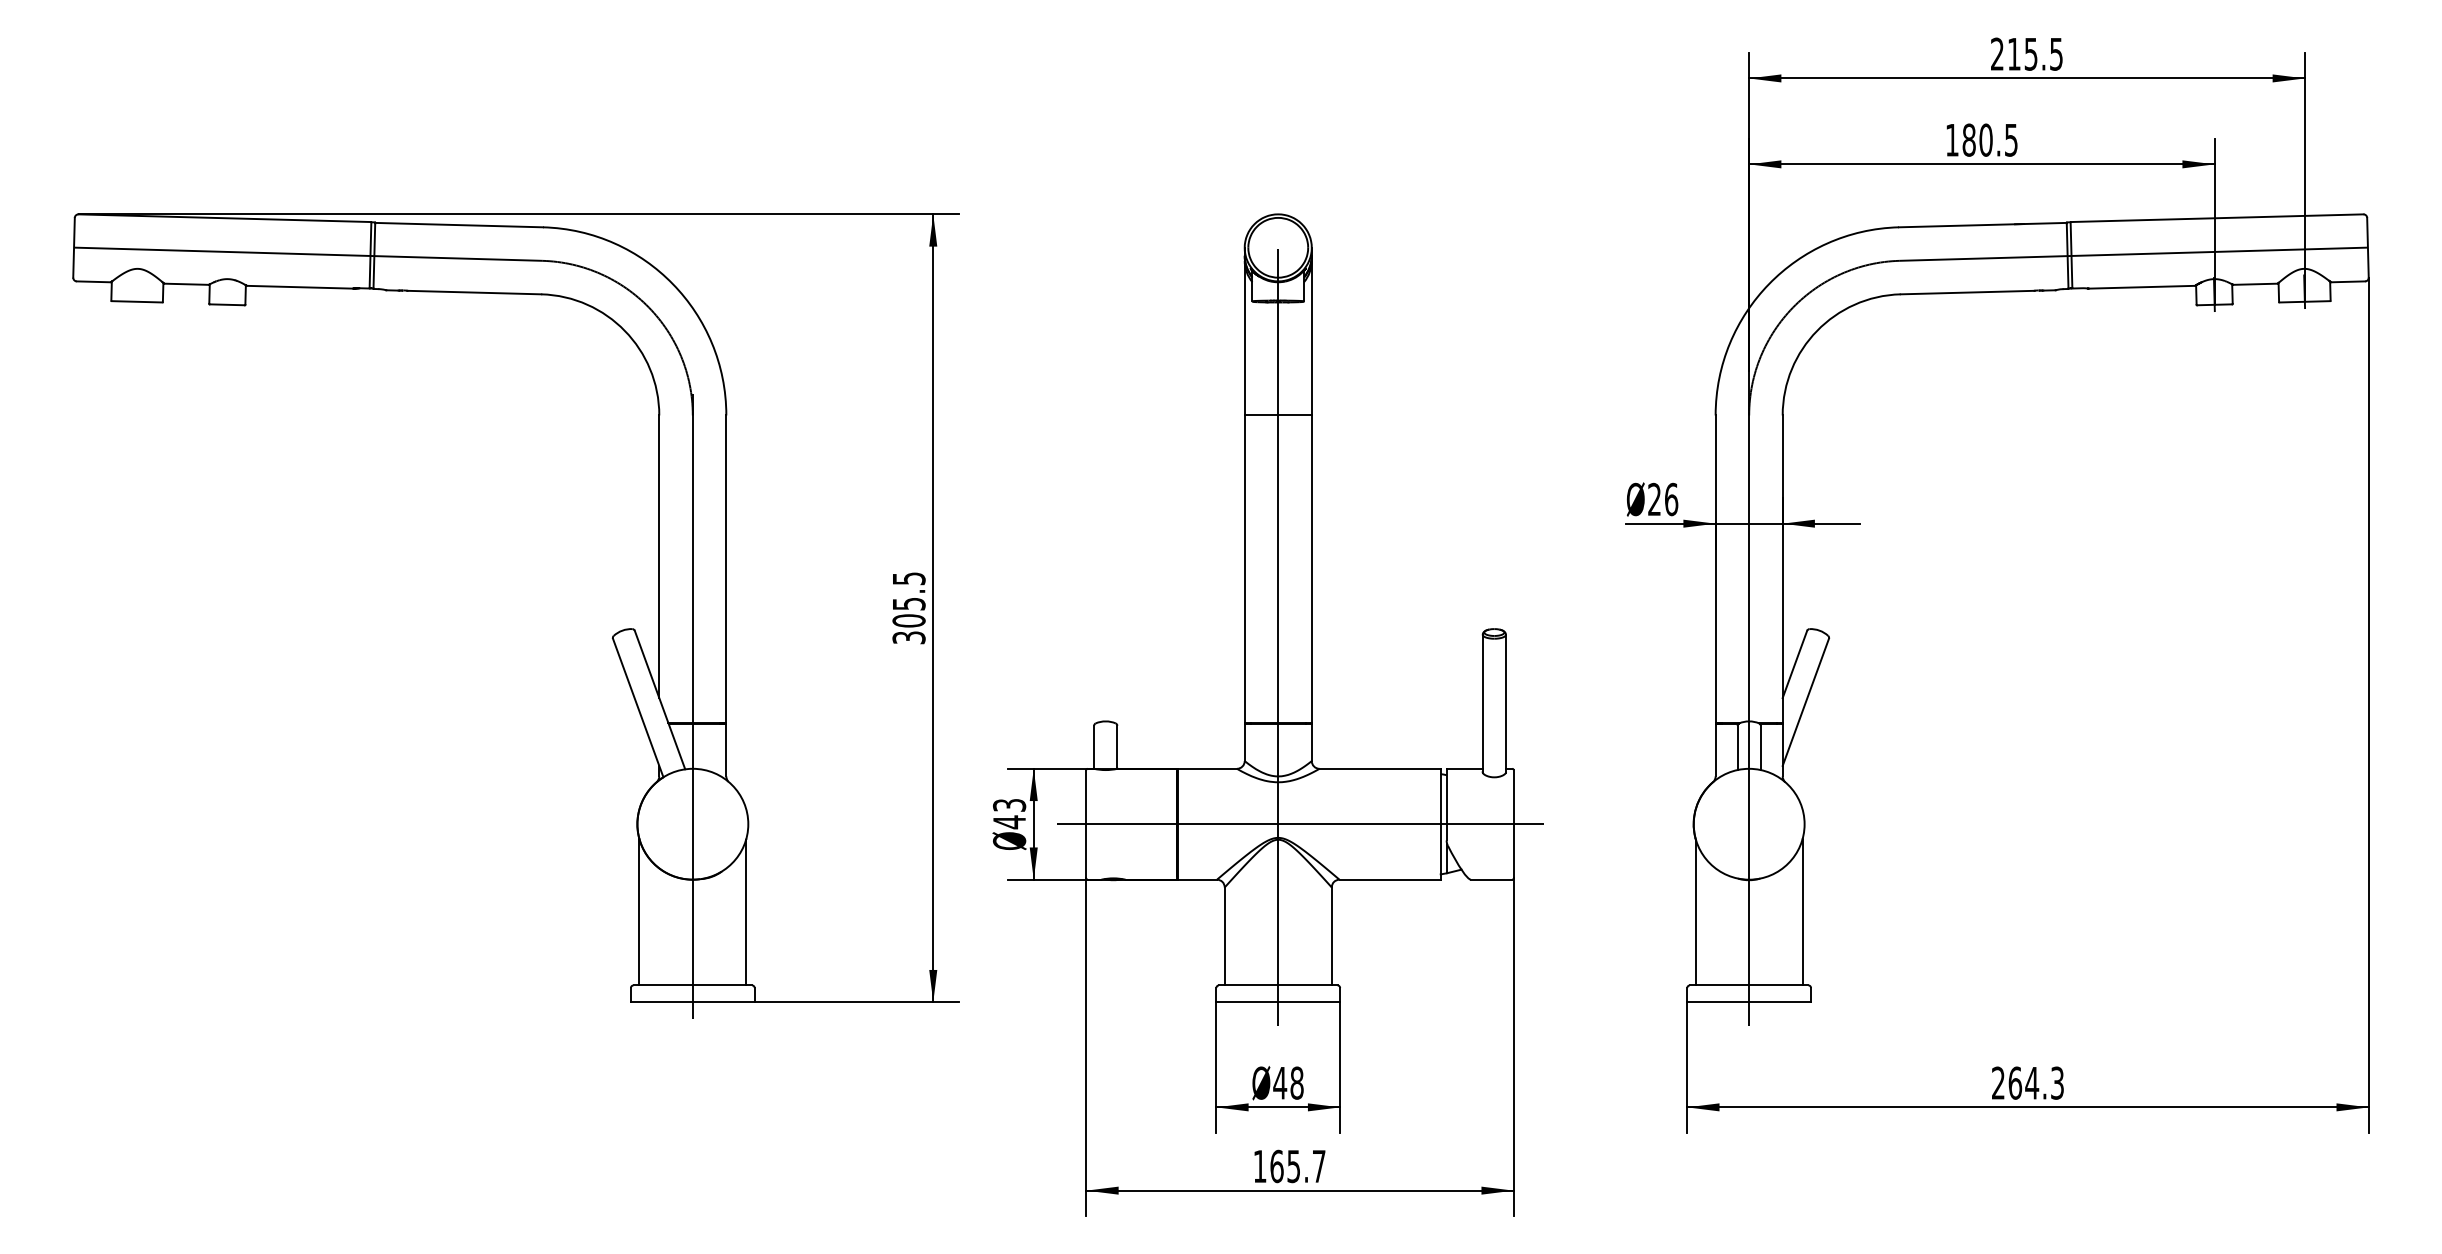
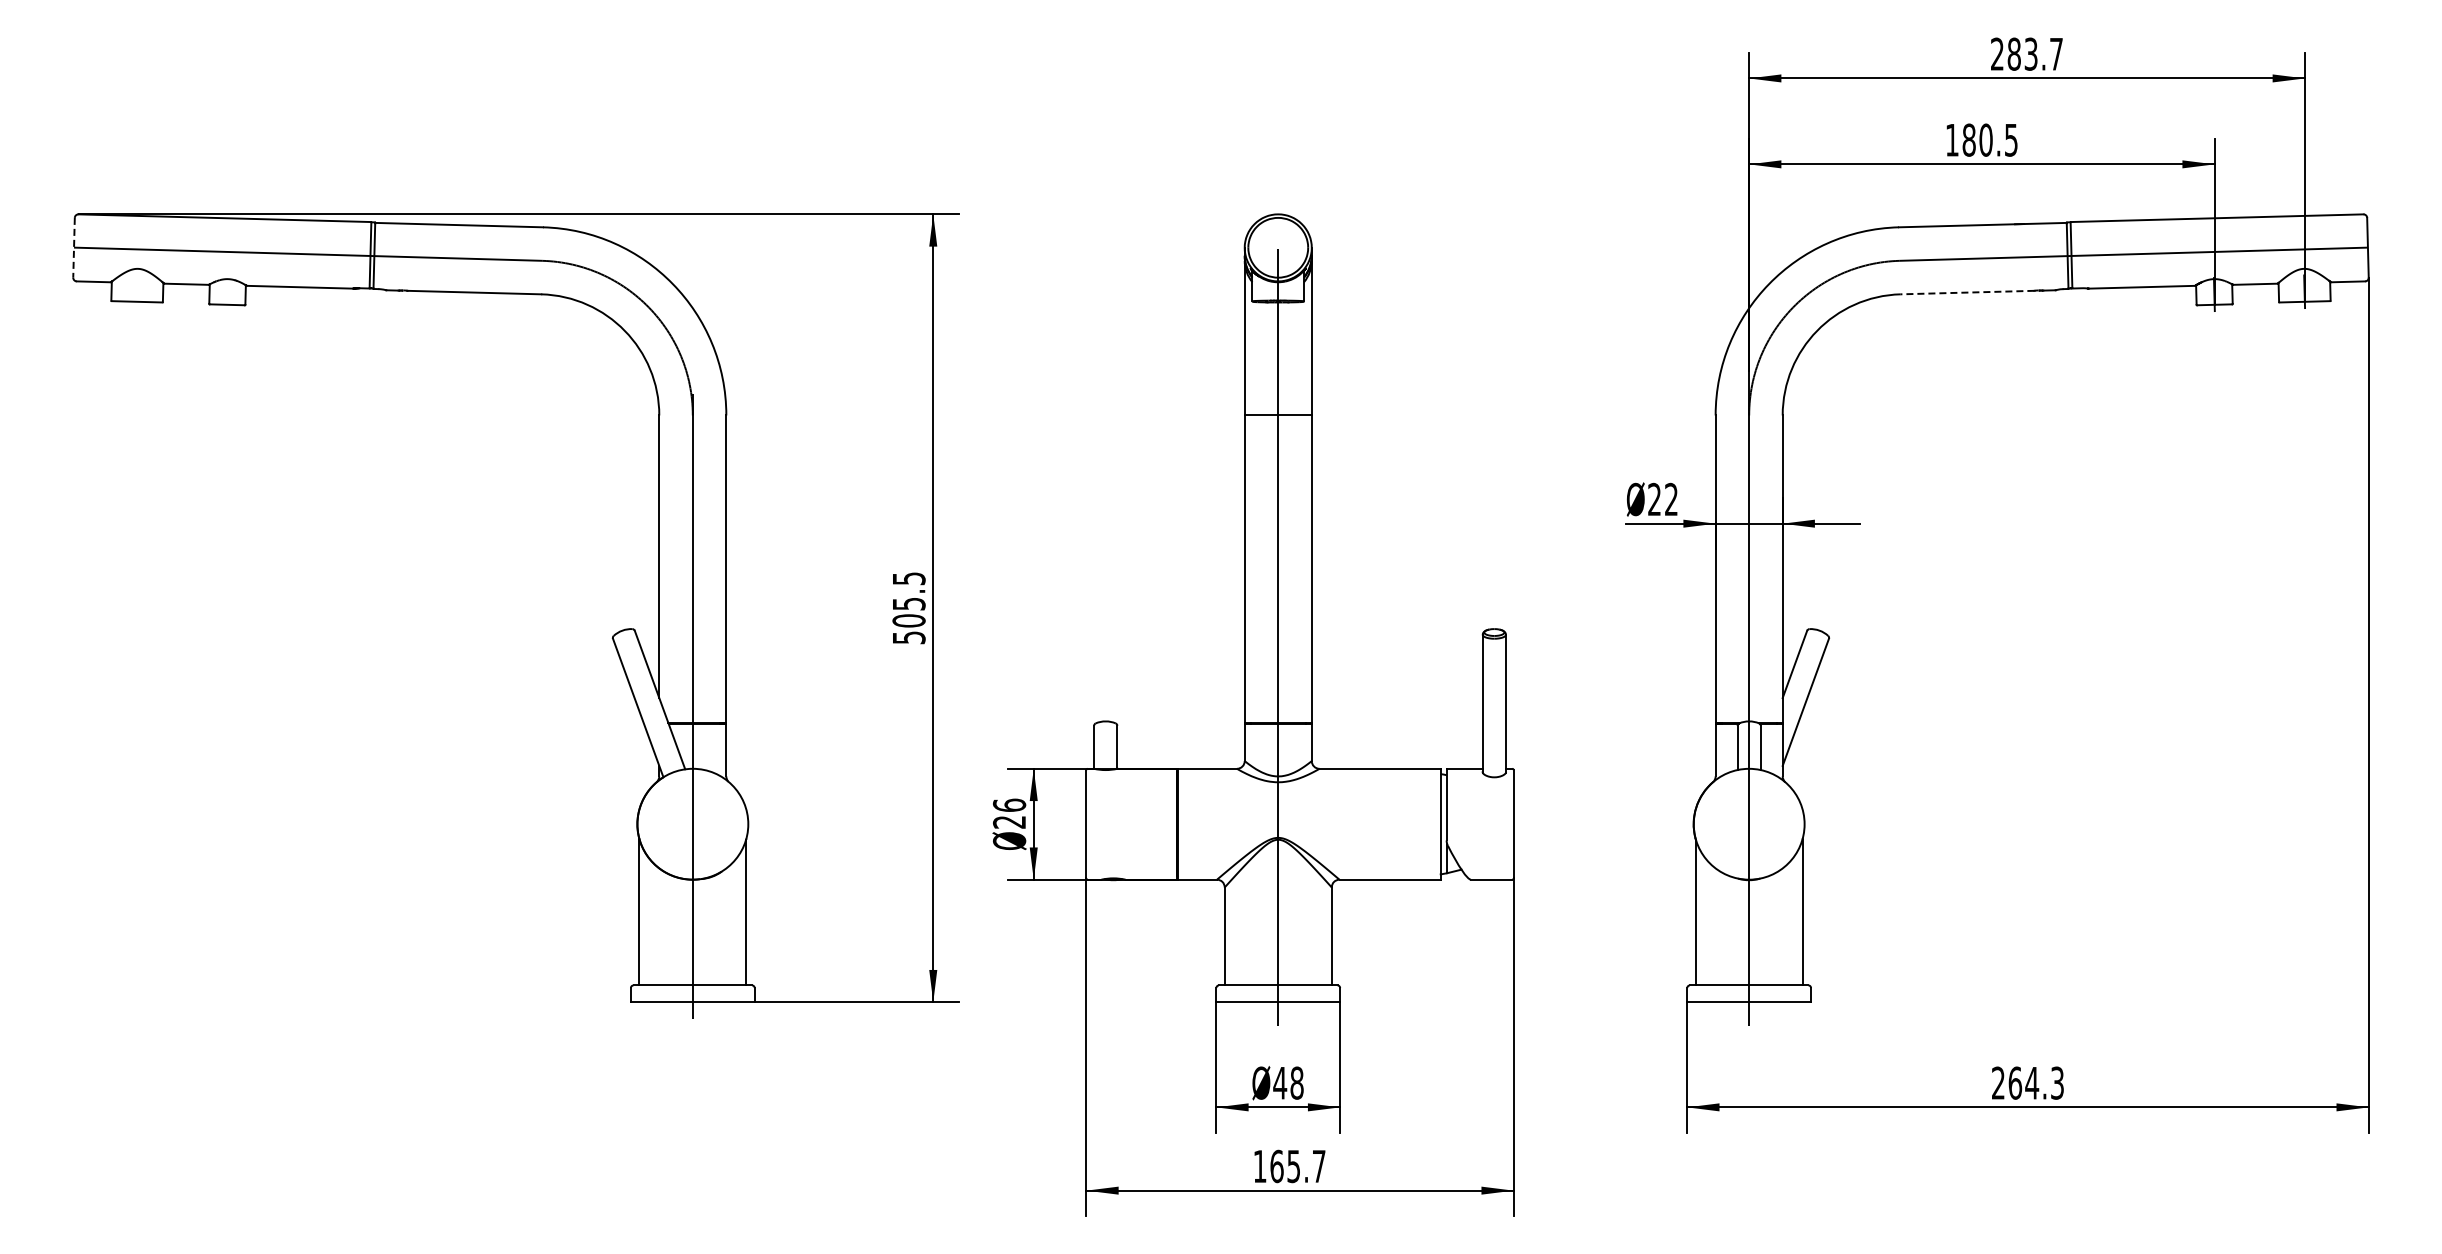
text: 215.5 -> 283.7 (2034, 53)
line: solid -> dashed (74, 247)
line: solid -> dashed (1967, 292)
text: Ø26 -> Ø22 (1671, 499)
text: 305.5 -> 505.5 (908, 637)
text: Ø43 -> Ø26 (1009, 813)
line: present -> none (1300, 824)
